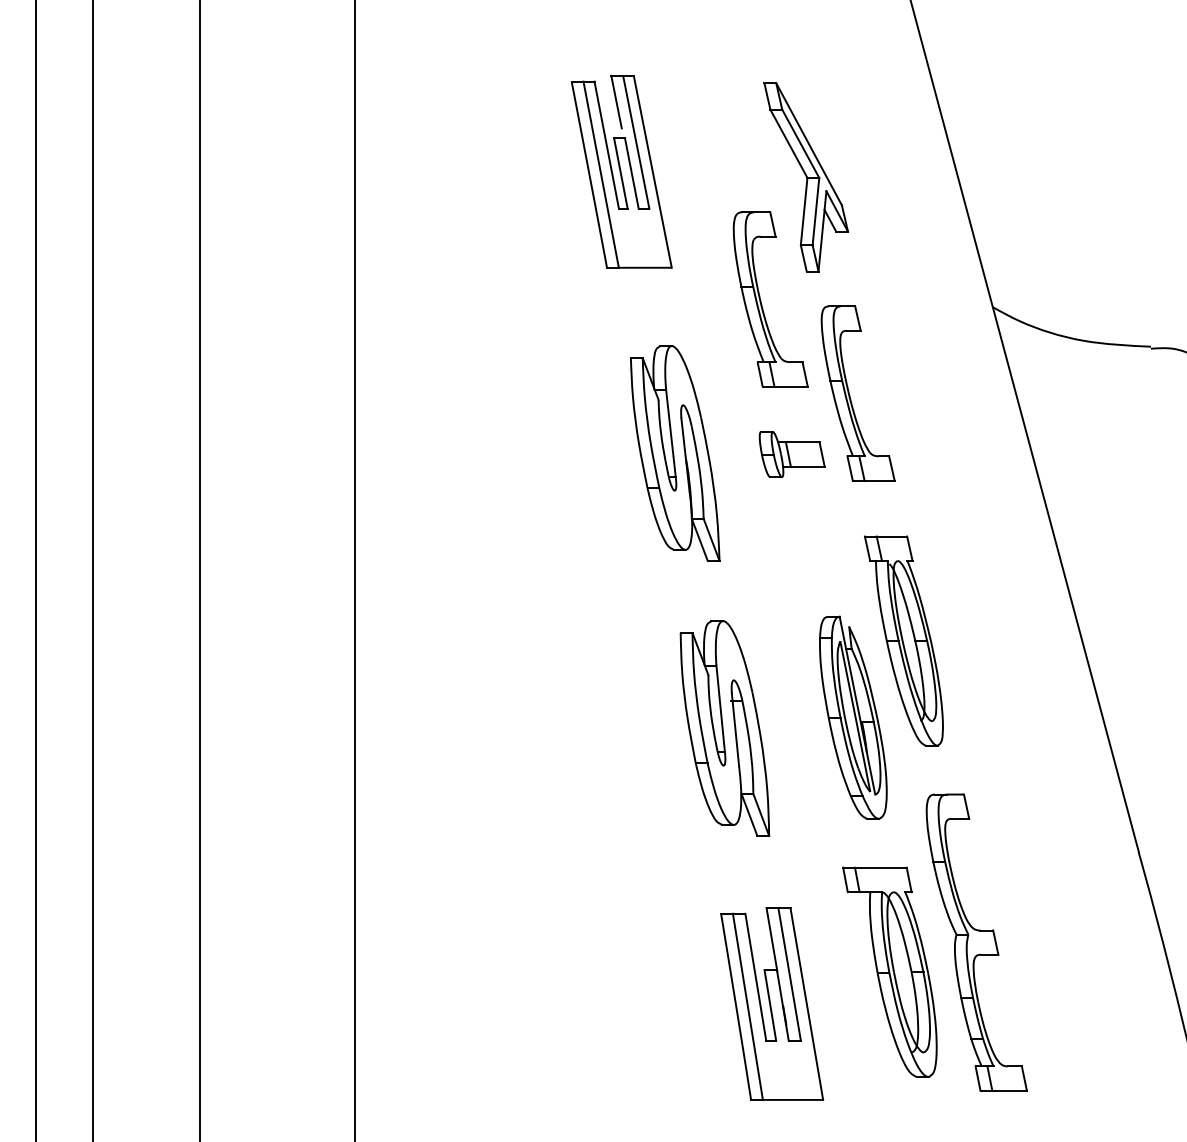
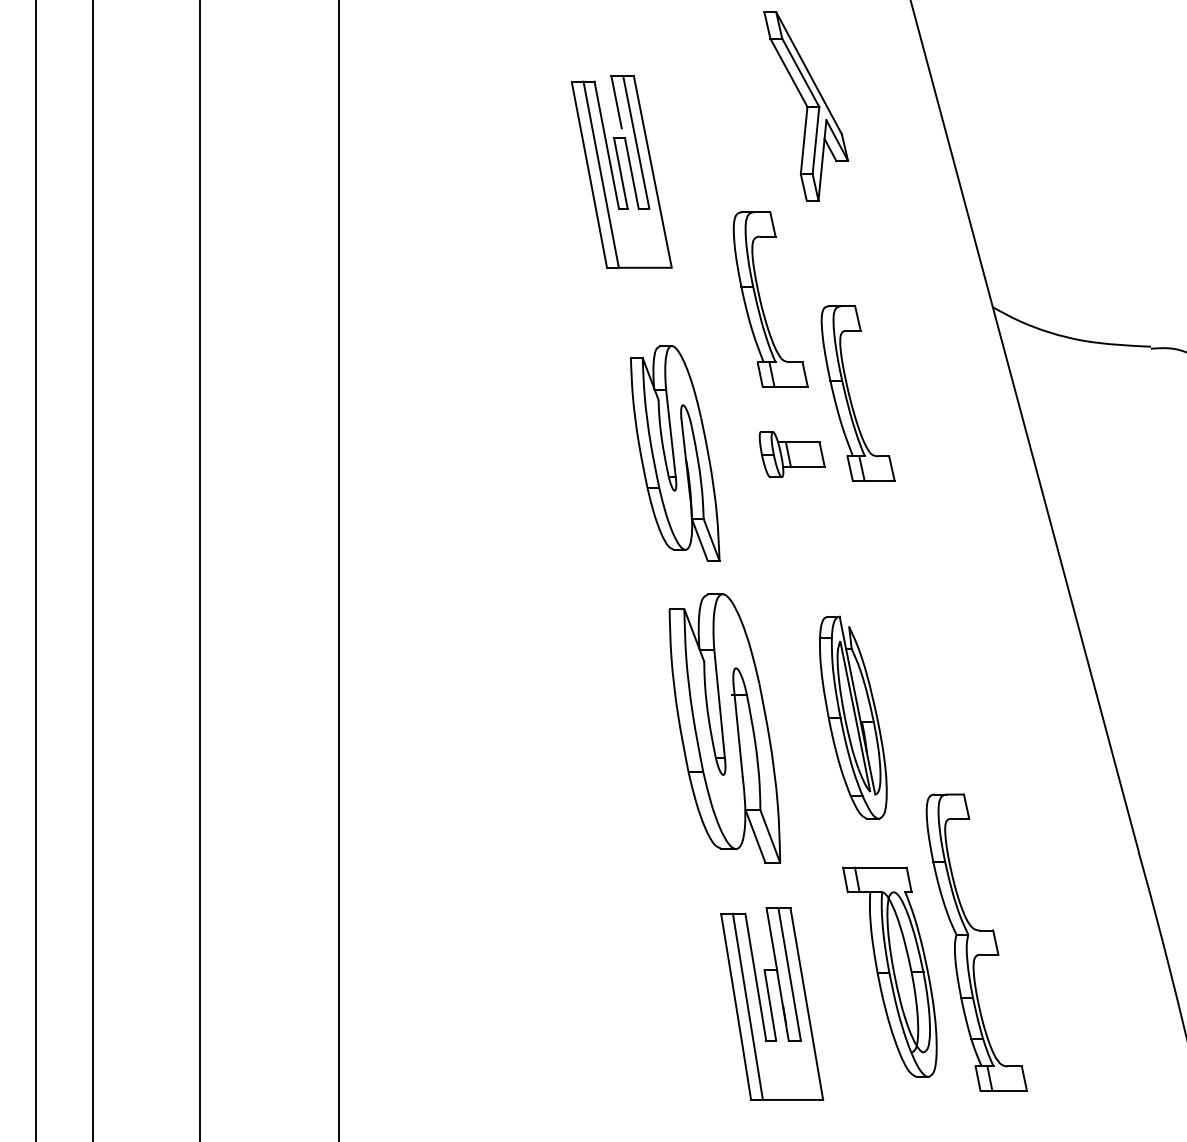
part position: (805, 177) -> (805, 106) (805, 106)
line position: (355, 570) -> (339, 570) (339, 570)
part: present -> none (903, 640)
part size: 92x217 px -> 114x271 px (724, 728)
